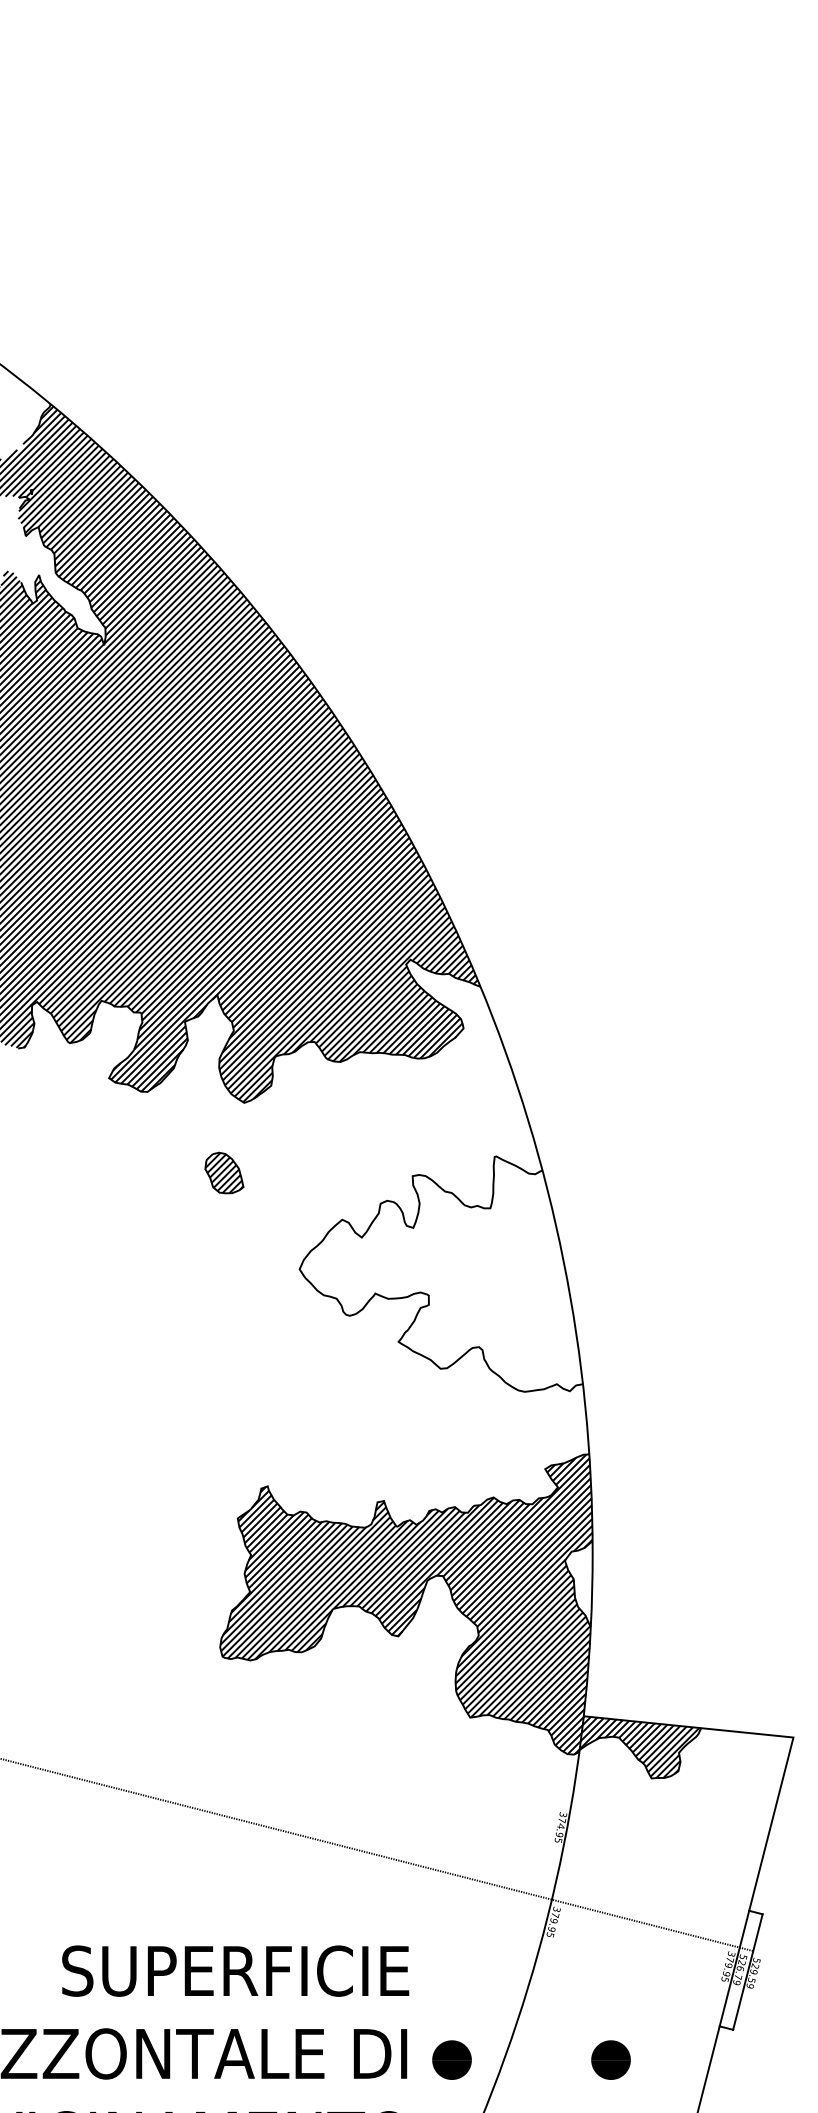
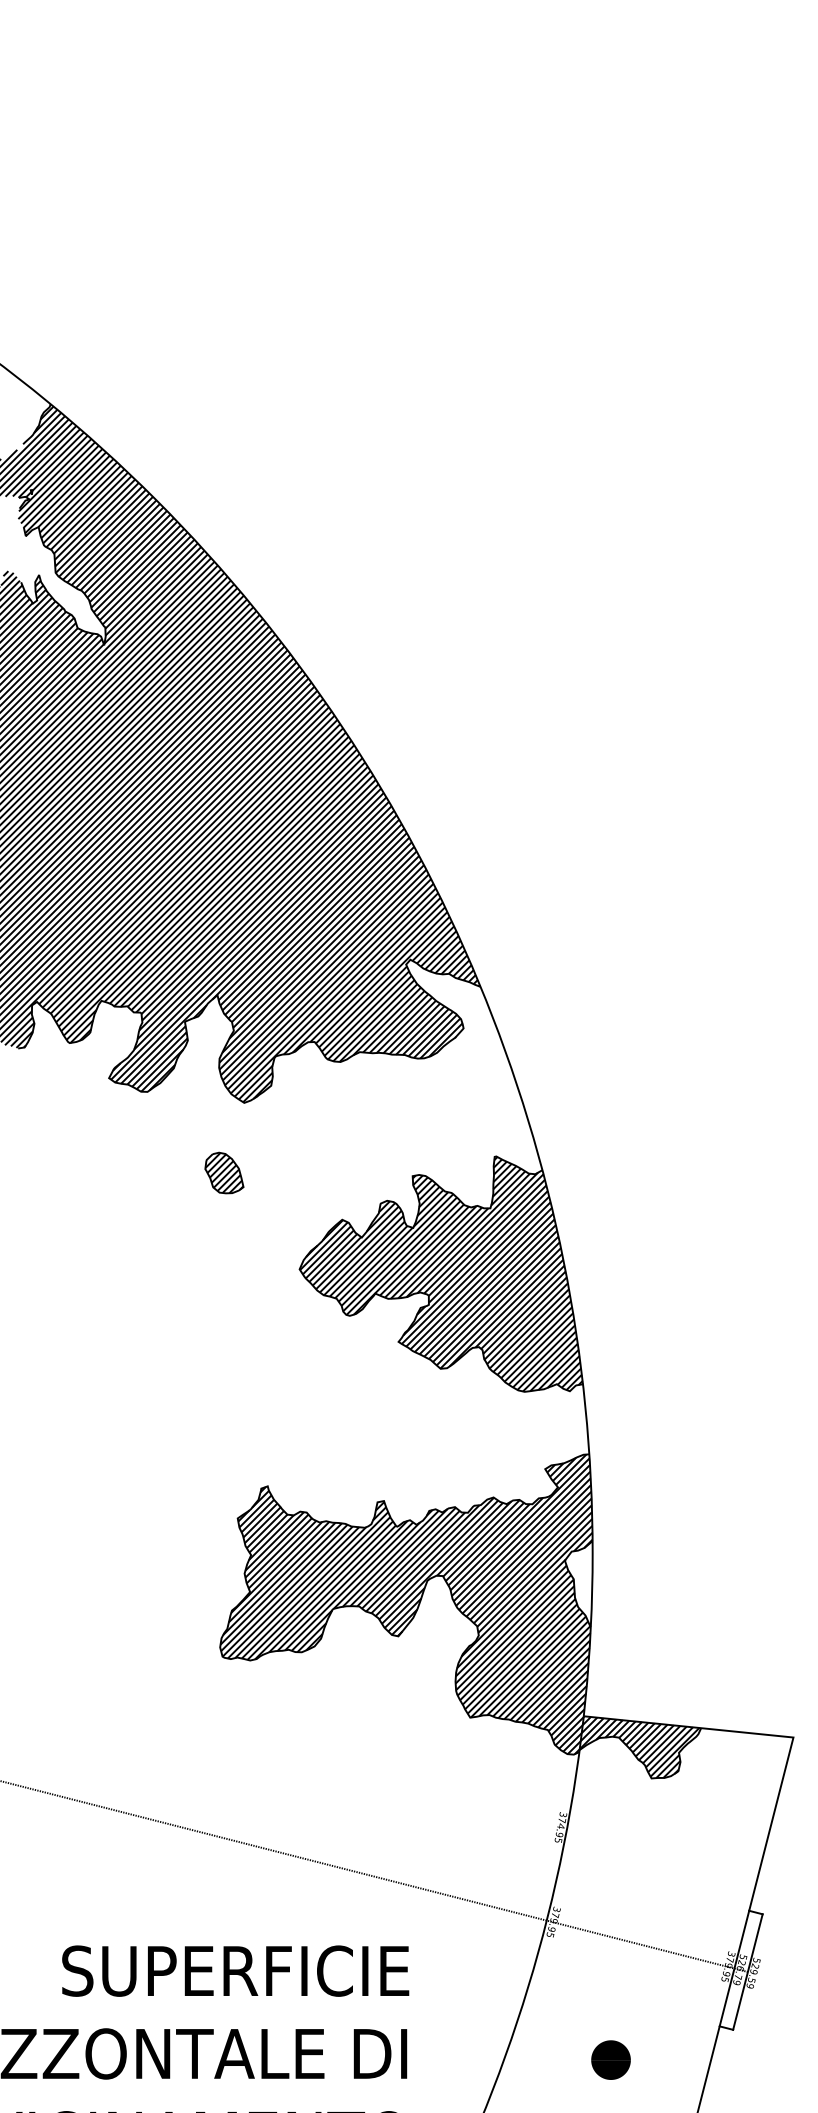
hatch: none -> present (441, 1274)
line position: (377, 1855) -> (374, 1876) (374, 1876)
part: present -> none (451, 2059)
